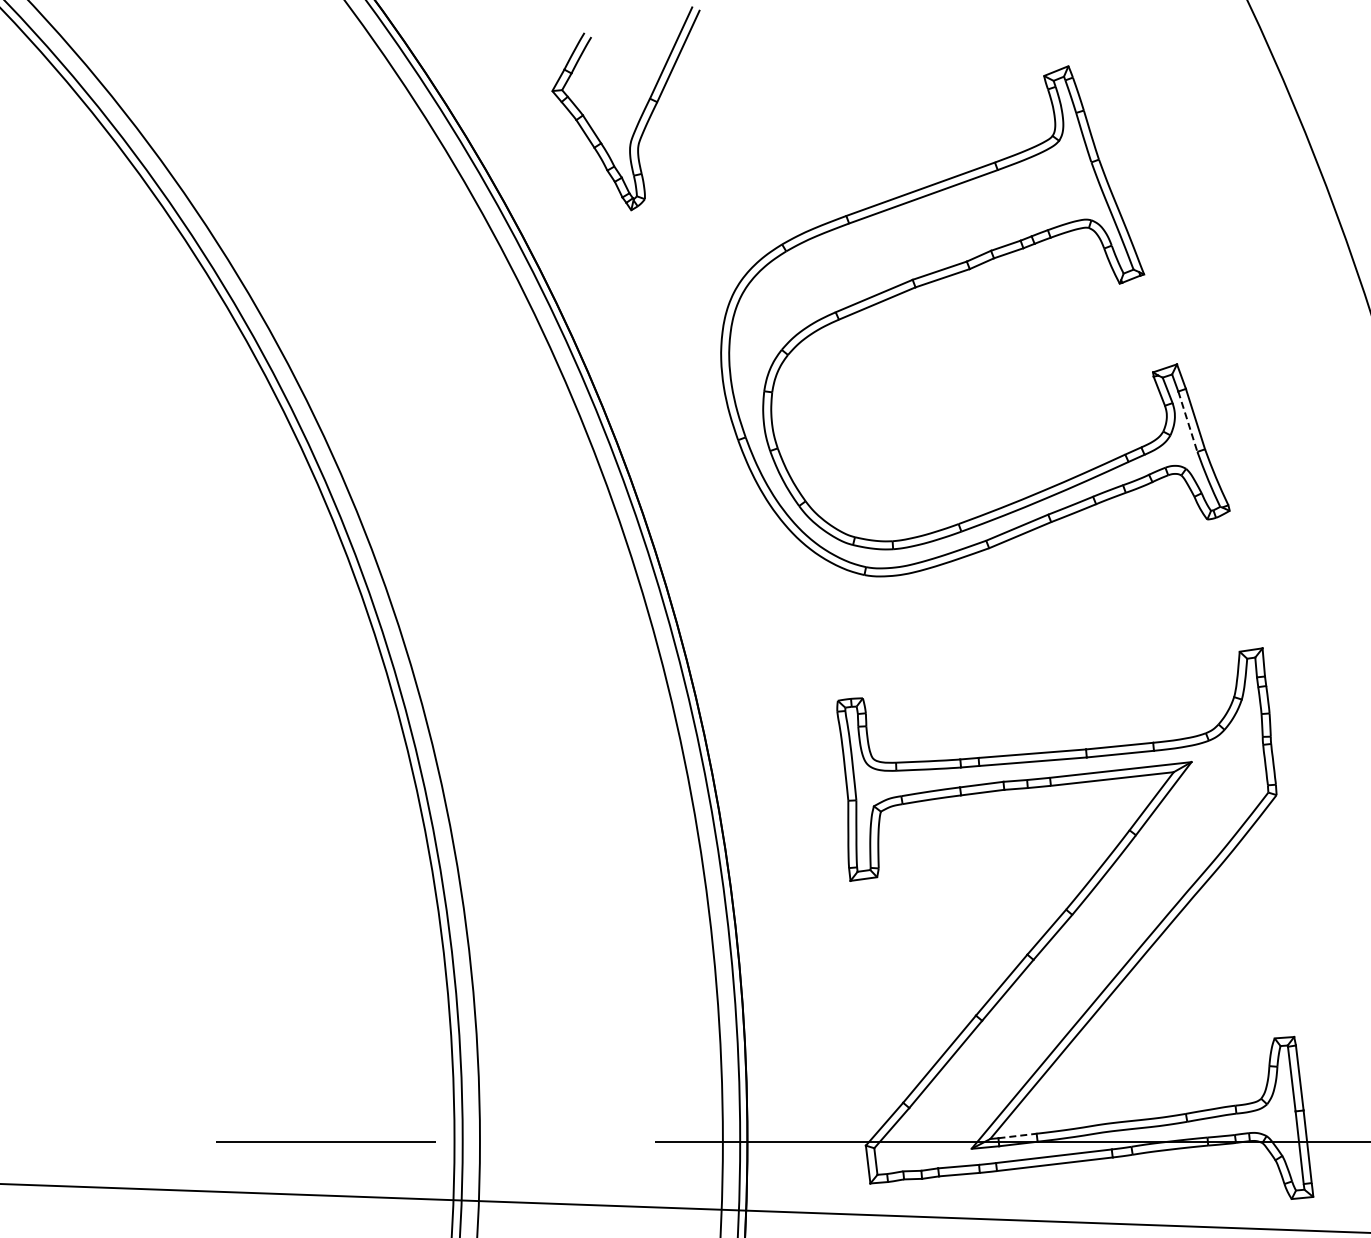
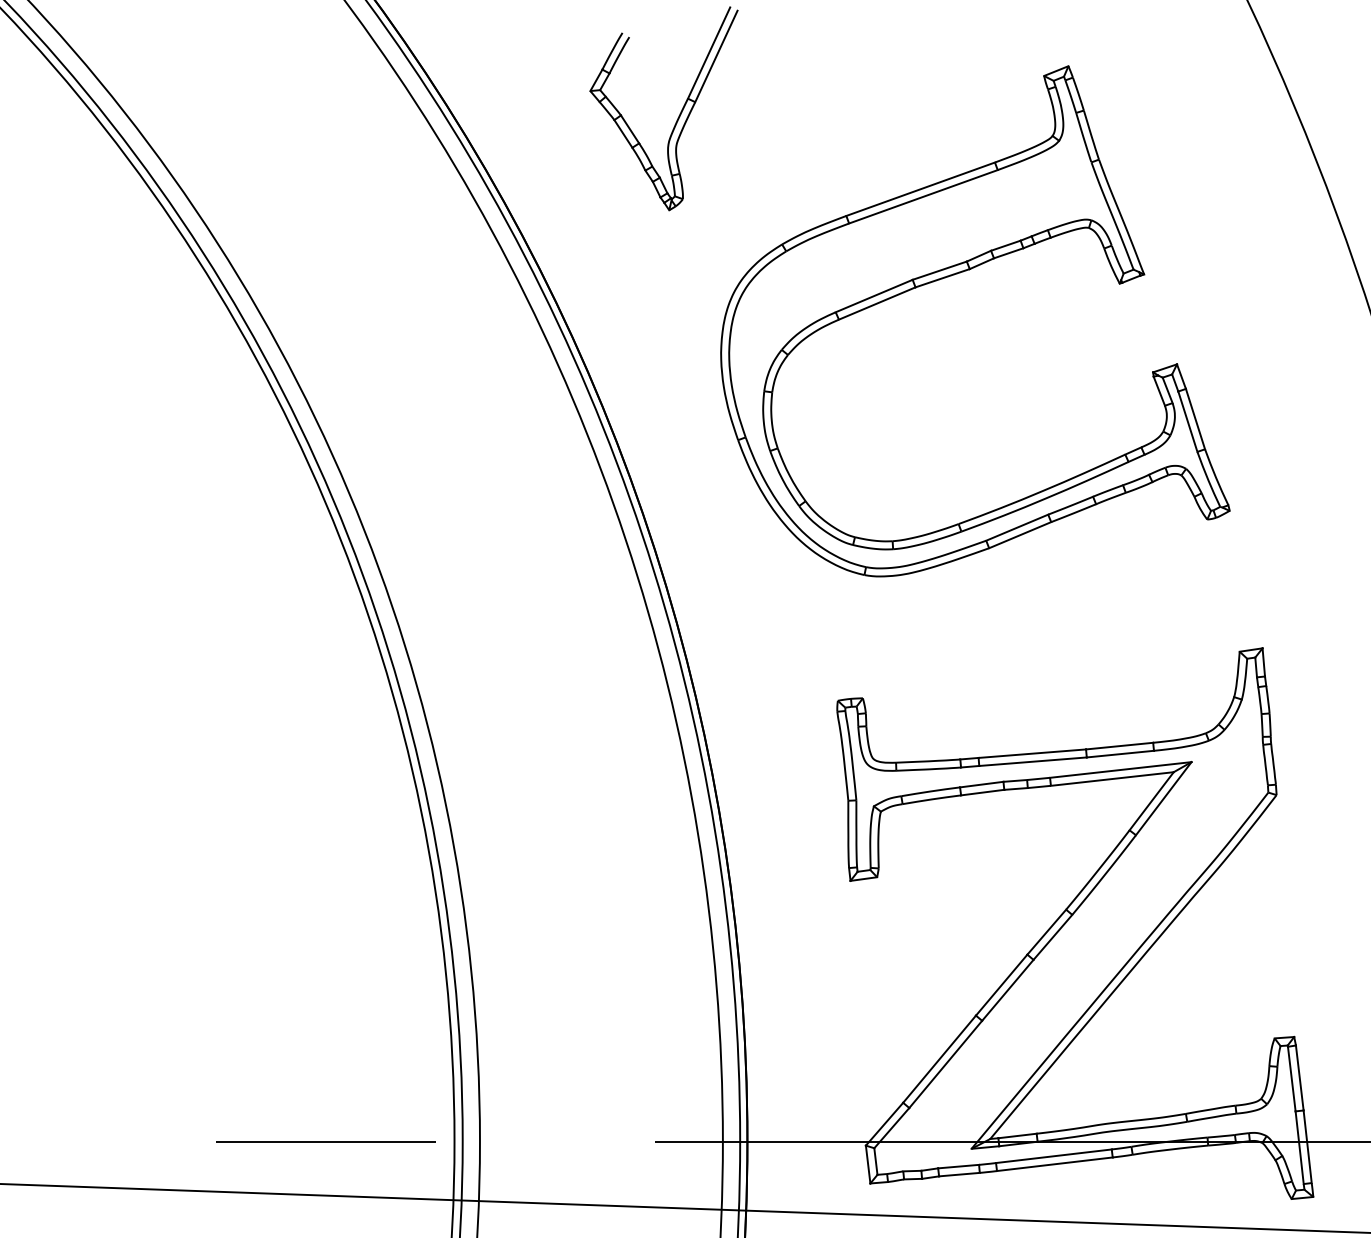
part position: (640, 115) -> (678, 115) (678, 115)
line: dashed -> solid (1187, 421)
line: dashed -> solid (1018, 1135)
